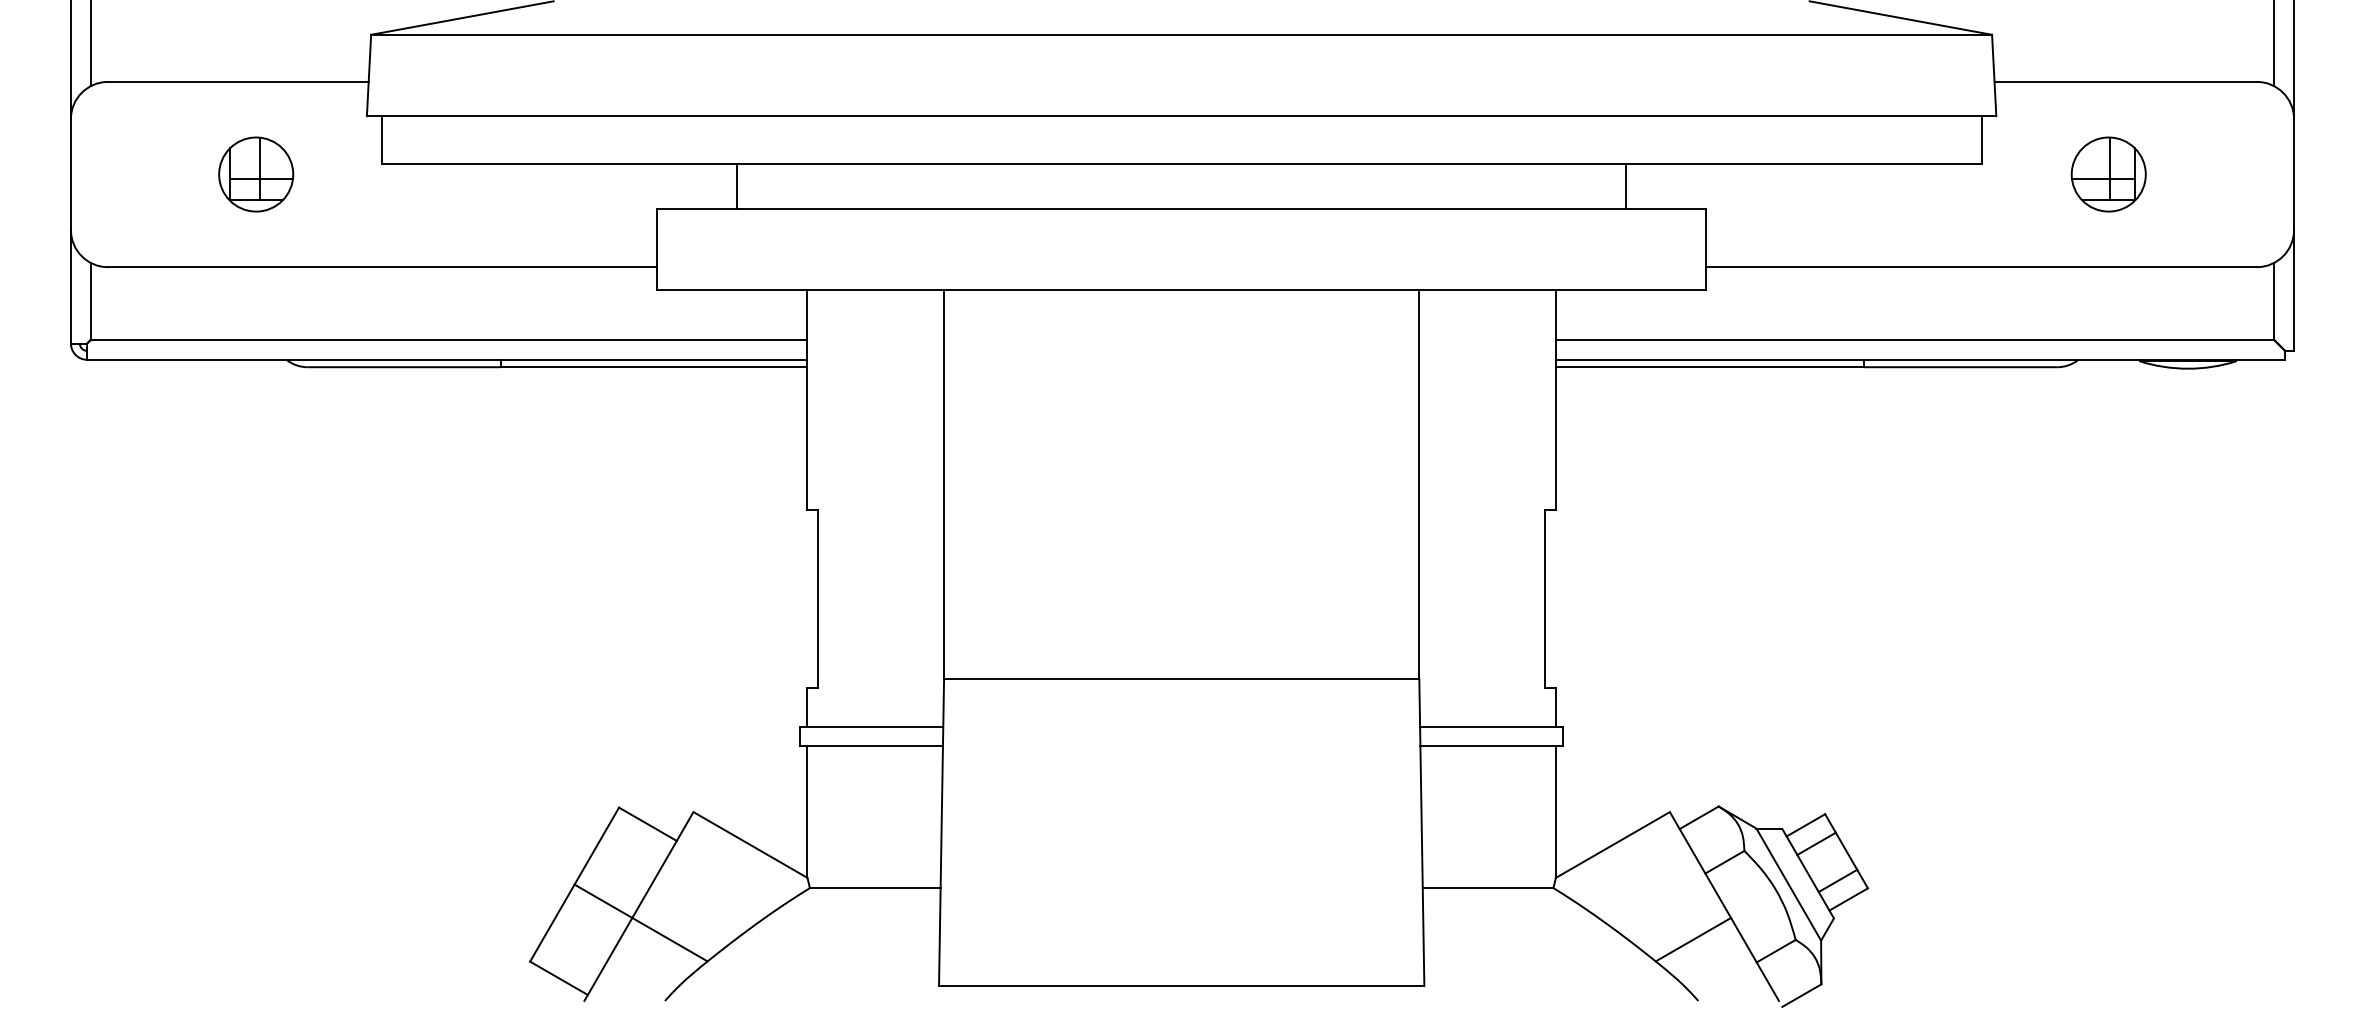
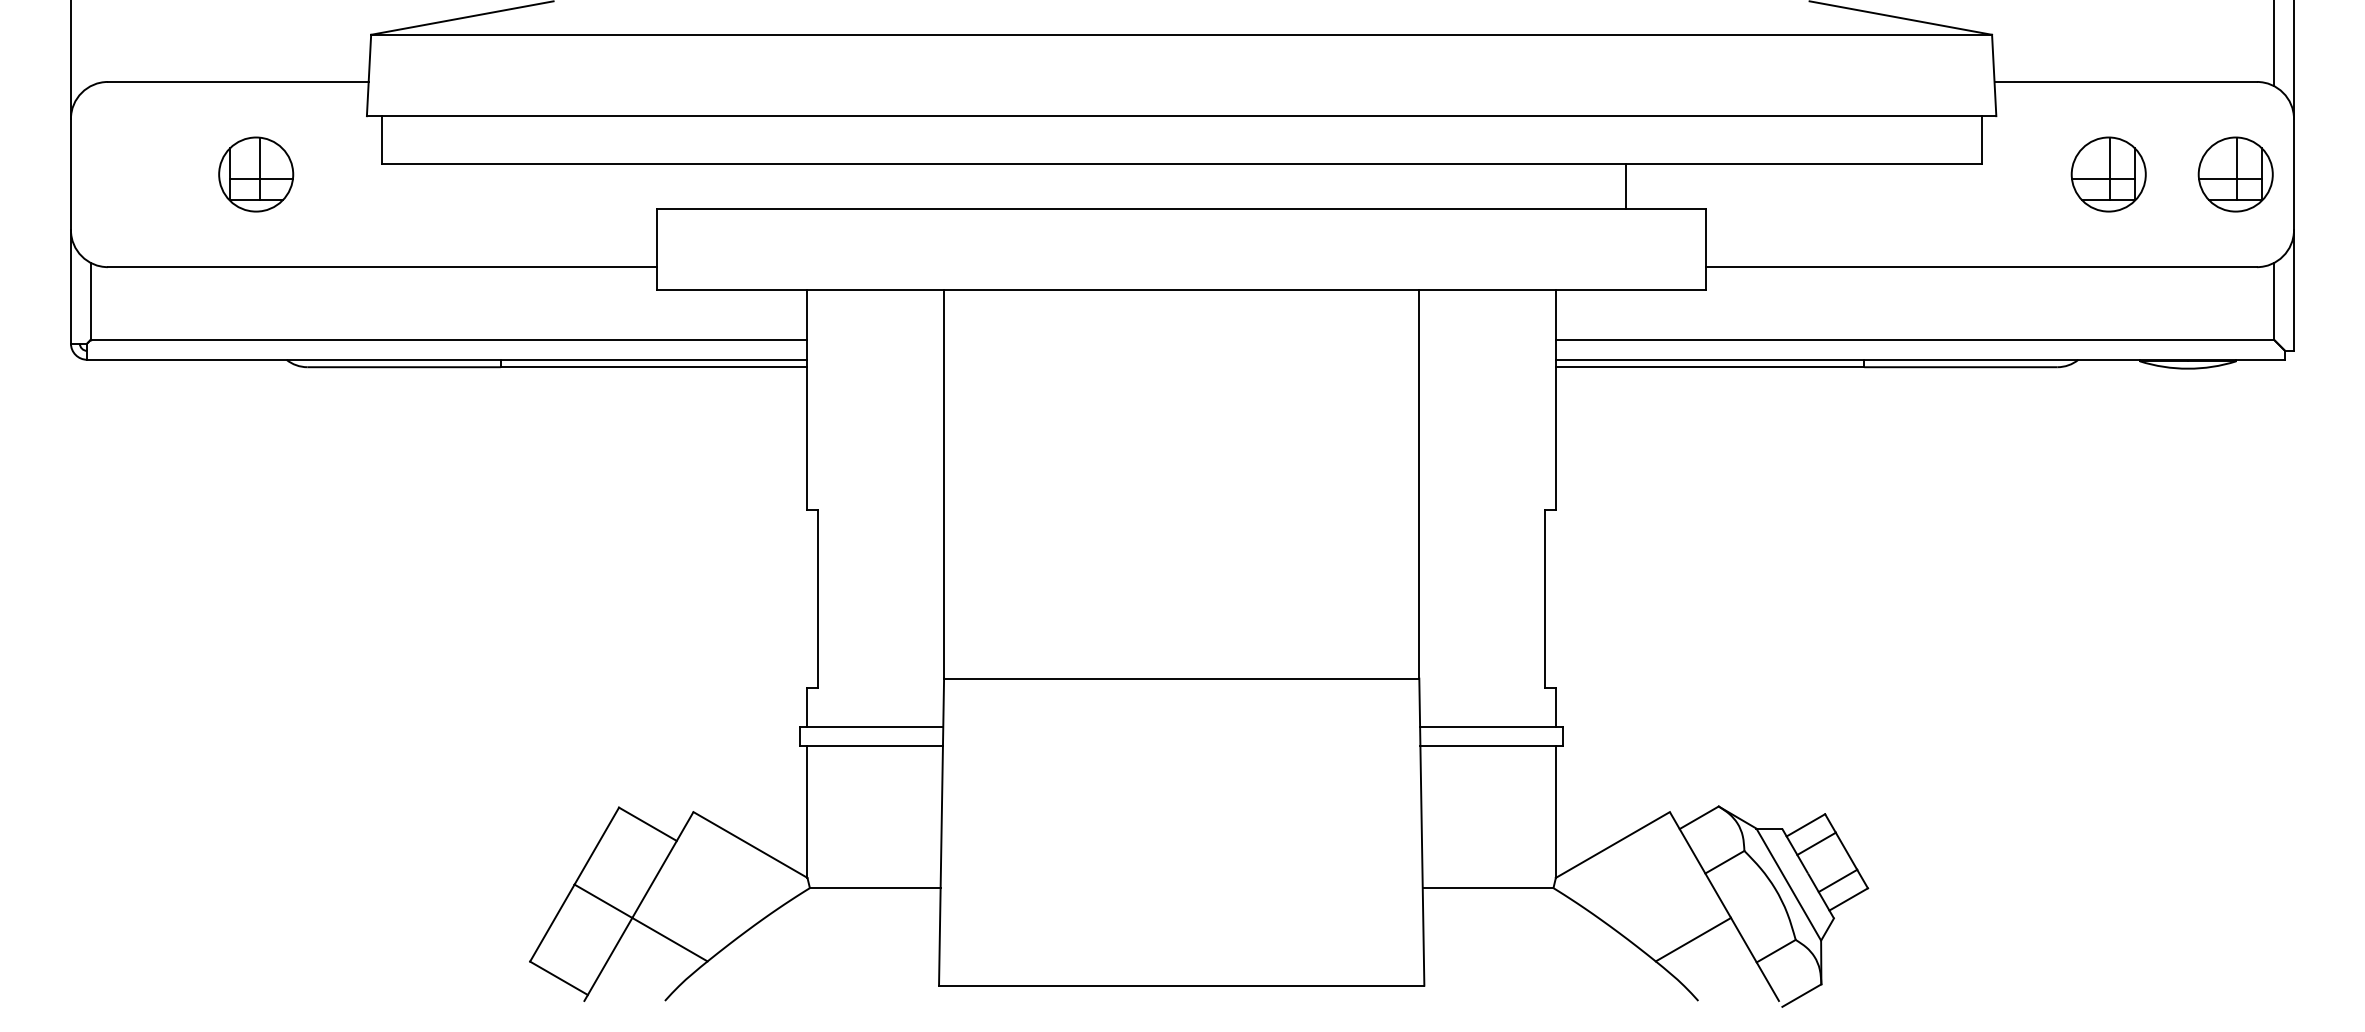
line: present -> none (90, 44)
part: none -> present (2235, 174)
line: present -> none (736, 186)
